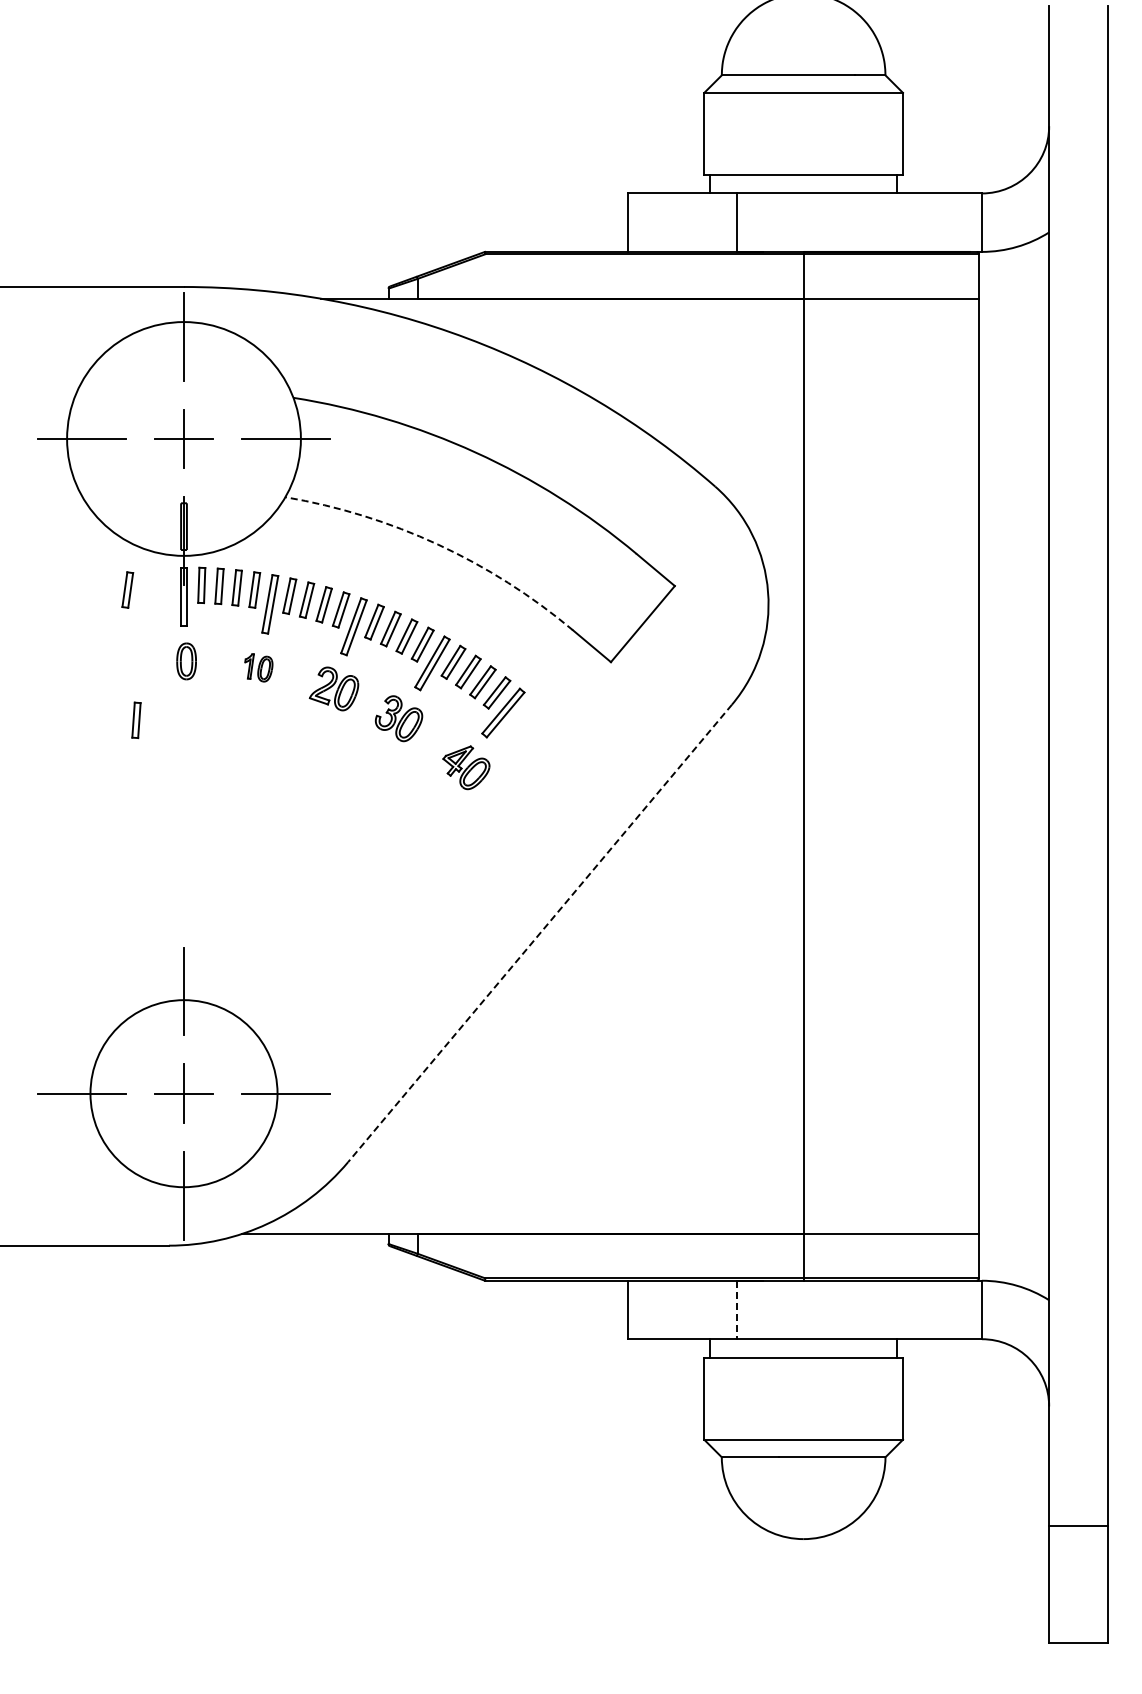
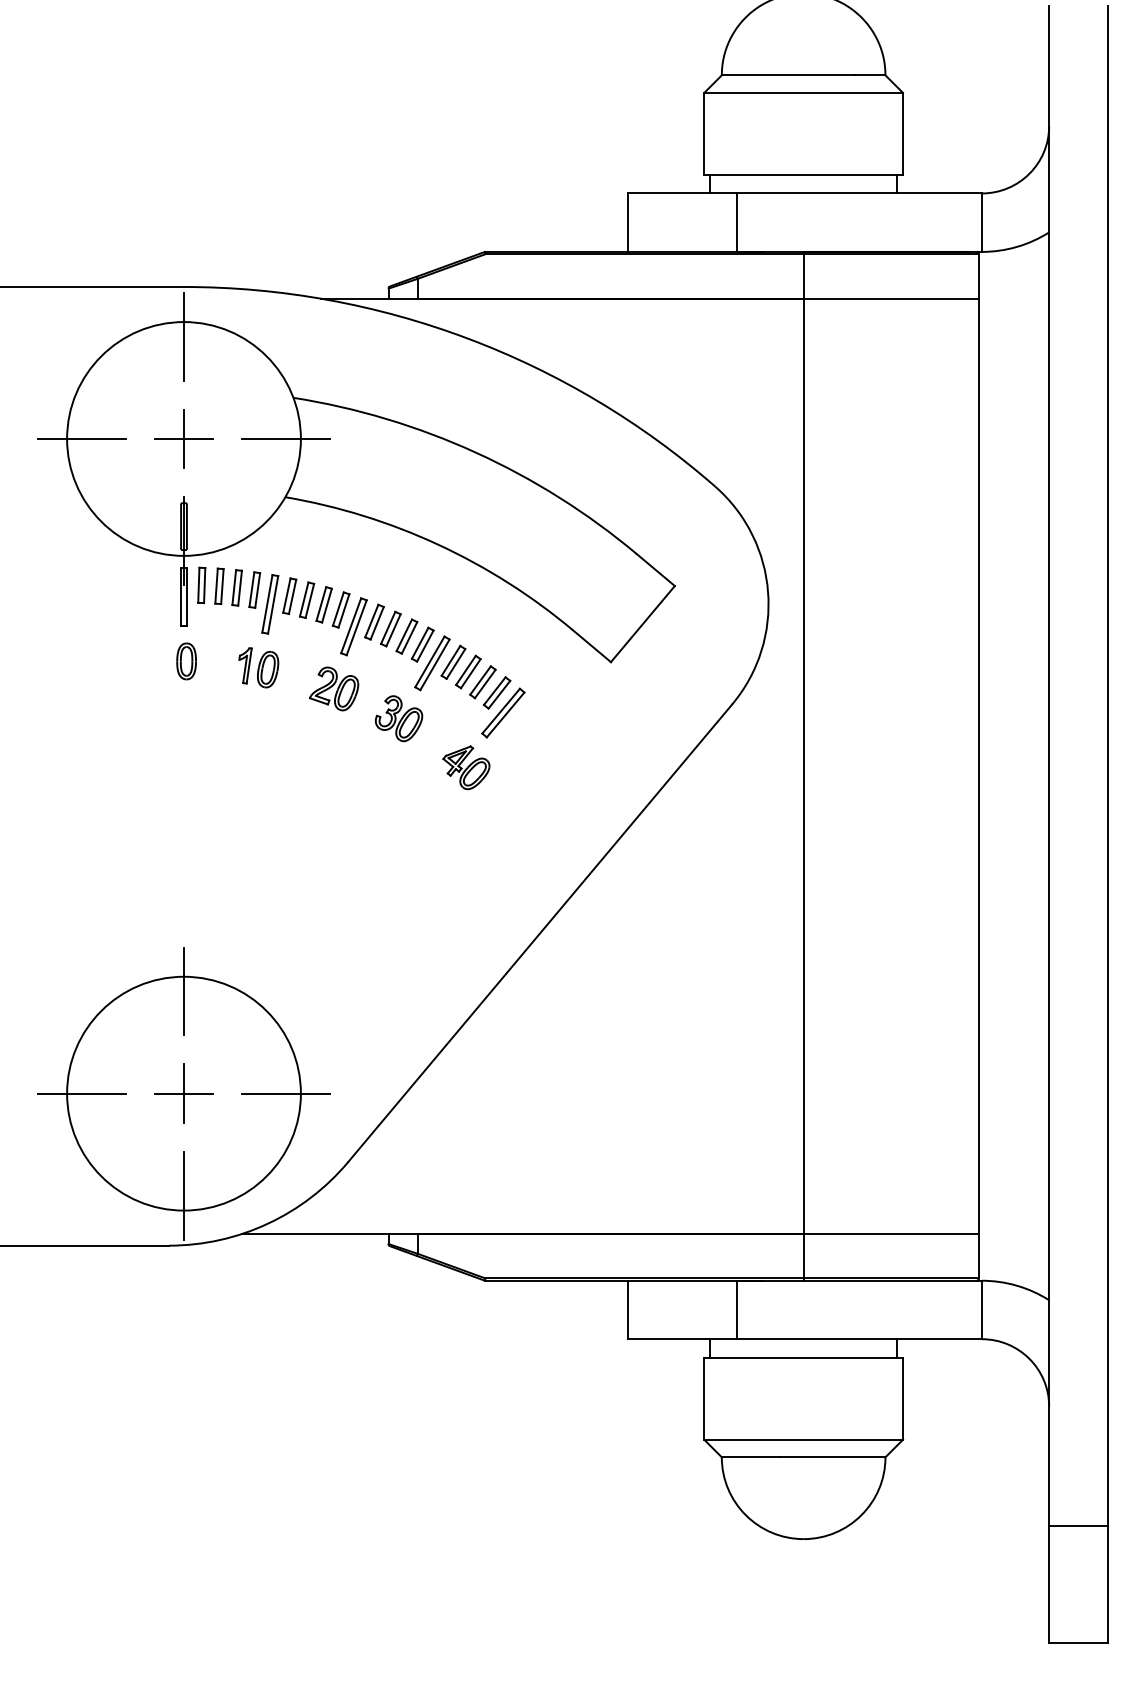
arc: dashed -> solid (438, 544)
part: present -> none (127, 589)
part size: 30x30 px -> 42x42 px (258, 667)
part: present -> none (136, 720)
line: dashed -> solid (540, 933)
circle diameter: 187 px -> 234 px (183, 1093)
line: dashed -> solid (736, 1310)
